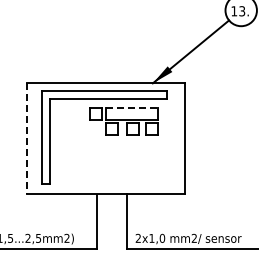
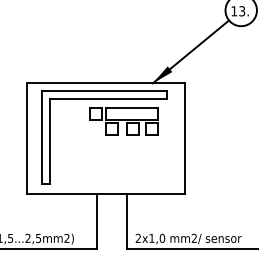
line: dashed -> solid (132, 107)
line: dashed -> solid (26, 139)
